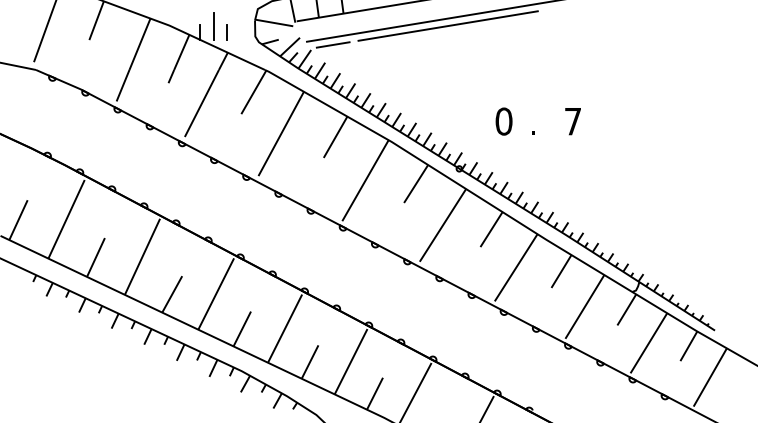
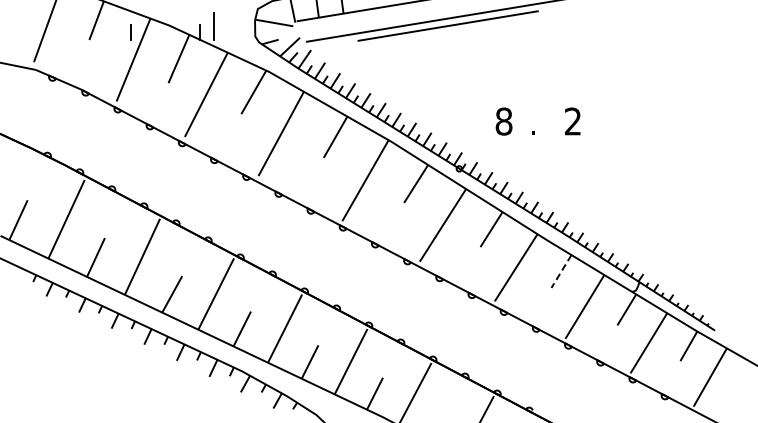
line position: (226, 32) -> (130, 32) (130, 32)
line: present -> none (332, 44)
text: 0 -> 8 (503, 121)
text: 7 -> 2 (572, 121)
line: solid -> dashed (561, 271)
